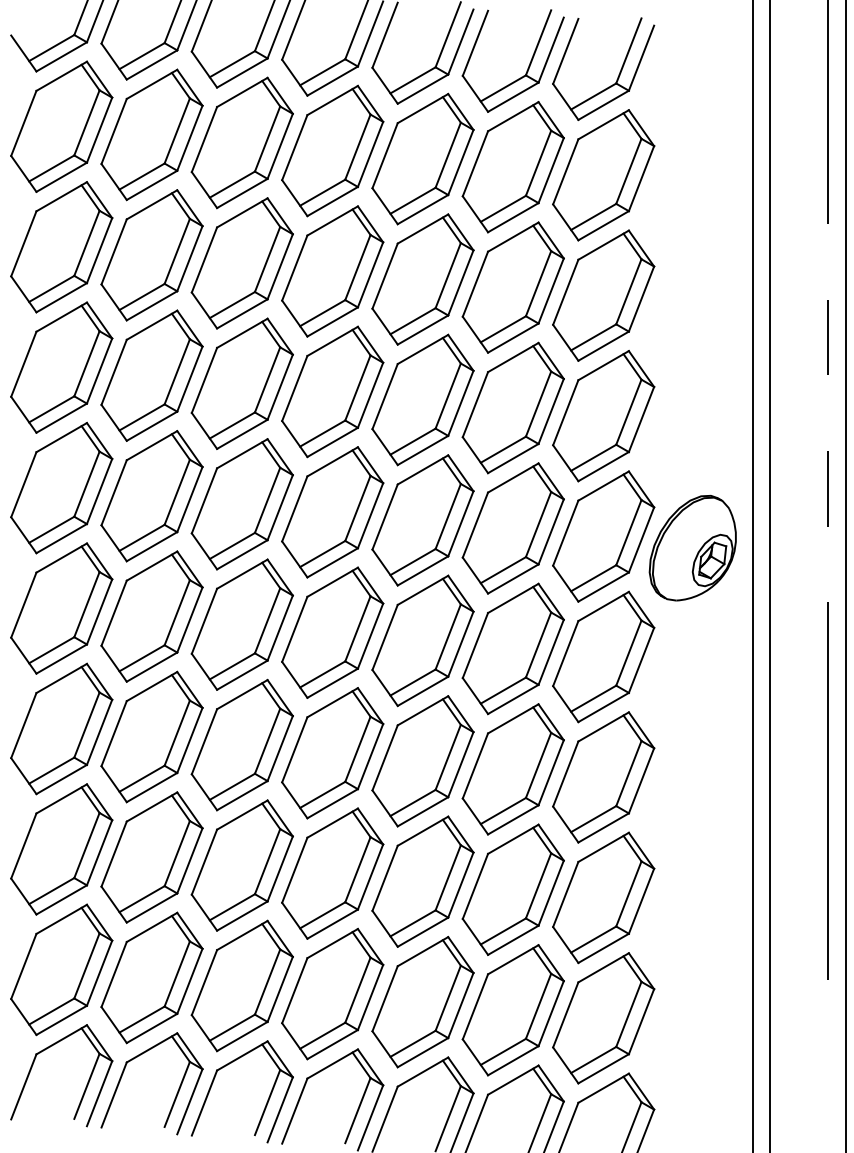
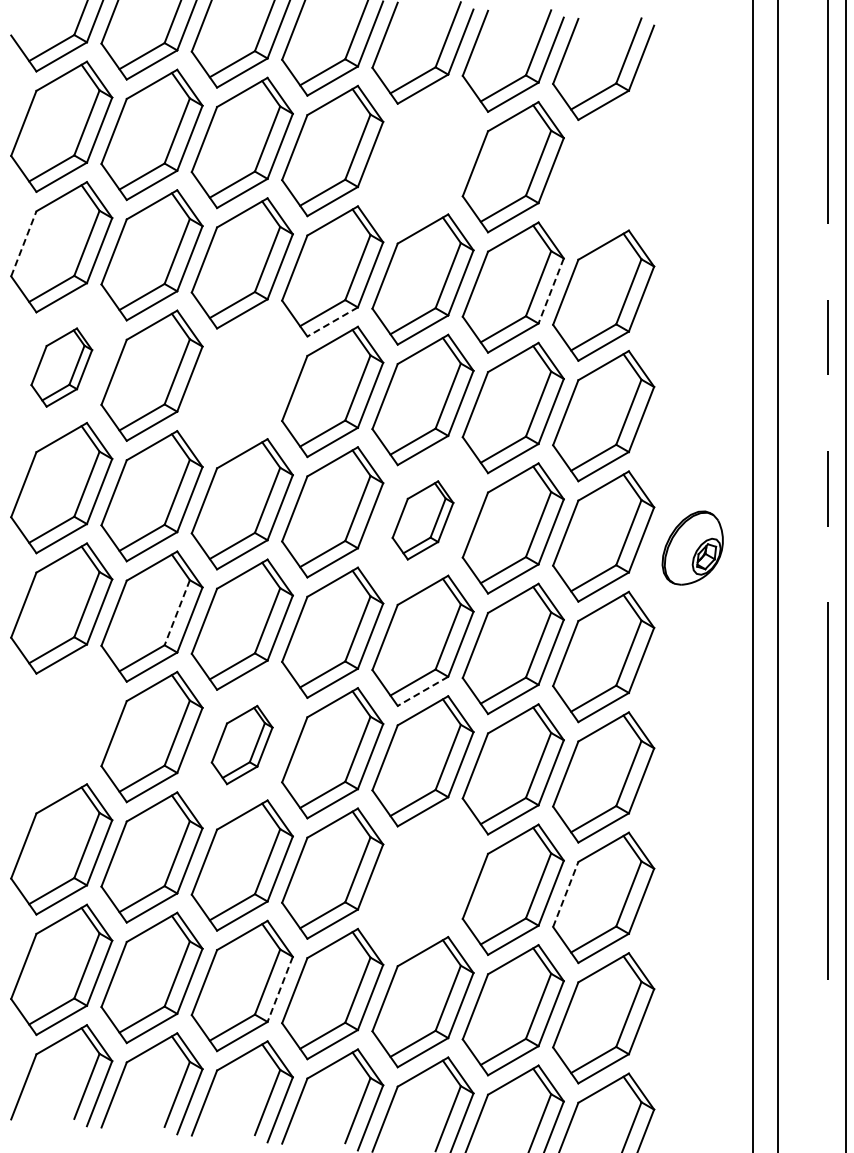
part: present -> none (422, 158)
part: present -> none (603, 175)
line: solid -> dashed (23, 243)
line: solid -> dashed (551, 291)
line: solid -> dashed (332, 322)
part size: 104x133 px -> 64x81 px (61, 367)
part: present -> none (241, 383)
part size: 104x133 px -> 64x81 px (422, 520)
part size: 89x108 px -> 63x76 px (692, 547)
line position: (769, 575) -> (777, 575) (777, 575)
line: solid -> dashed (177, 612)
line: solid -> dashed (422, 691)
part: present -> none (61, 728)
part size: 104x134 px -> 64x82 px (241, 744)
part: present -> none (422, 881)
line: solid -> dashed (565, 894)
line: solid -> dashed (280, 989)
